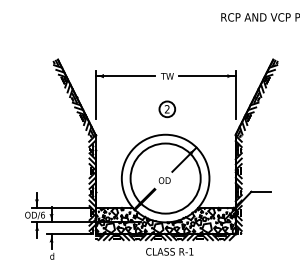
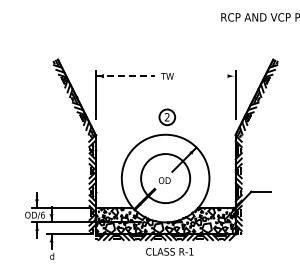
line: solid -> dashed (125, 76)
line: present -> none (207, 76)
part position: (167, 109) -> (167, 117) (167, 117)
circle diameter: 70 px -> 49 px (165, 178)
